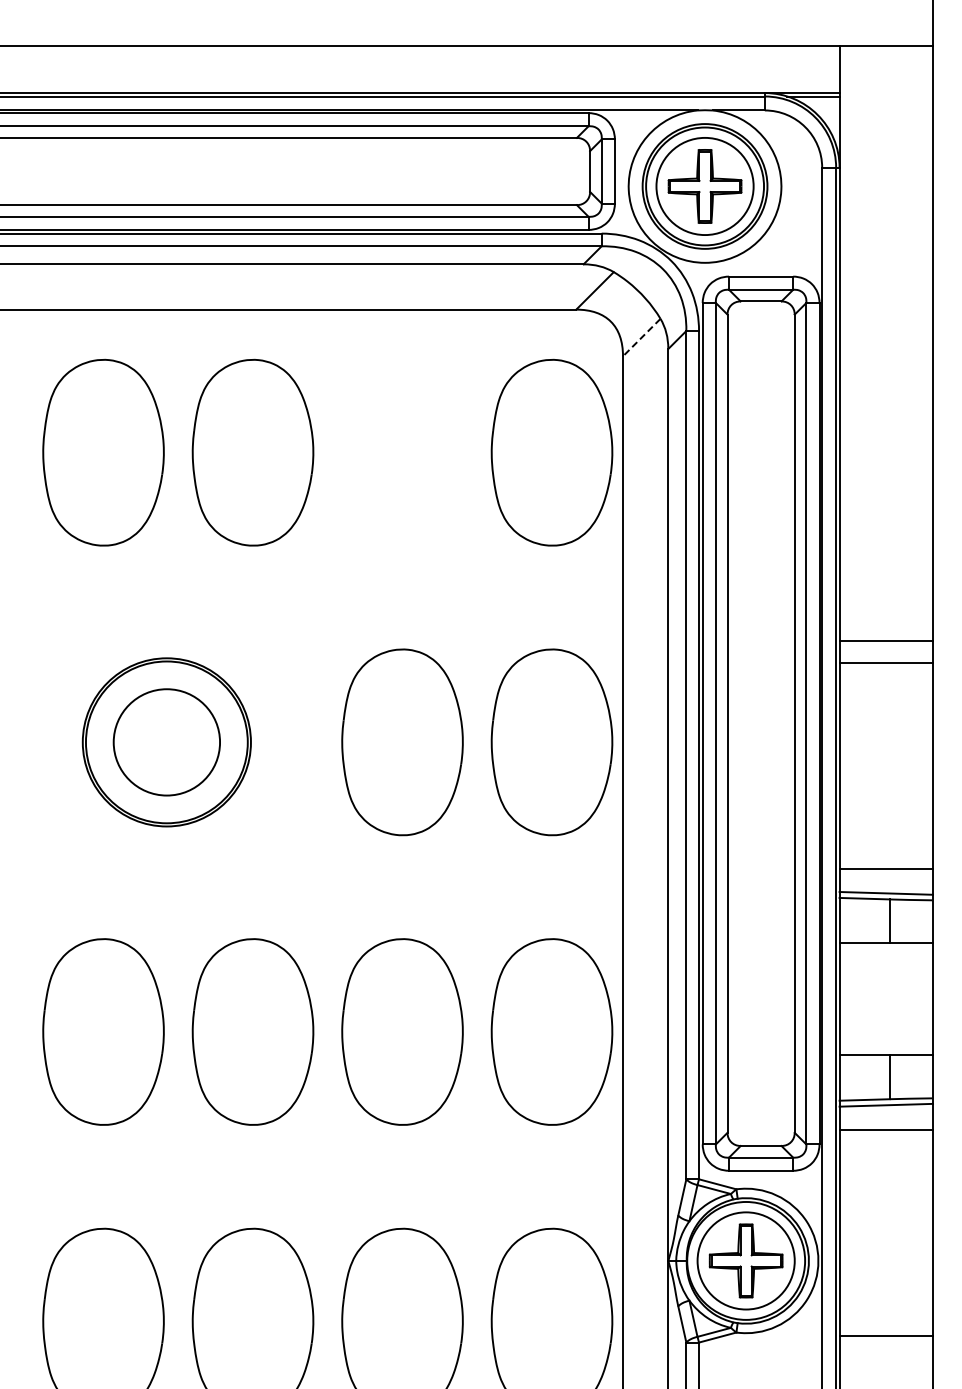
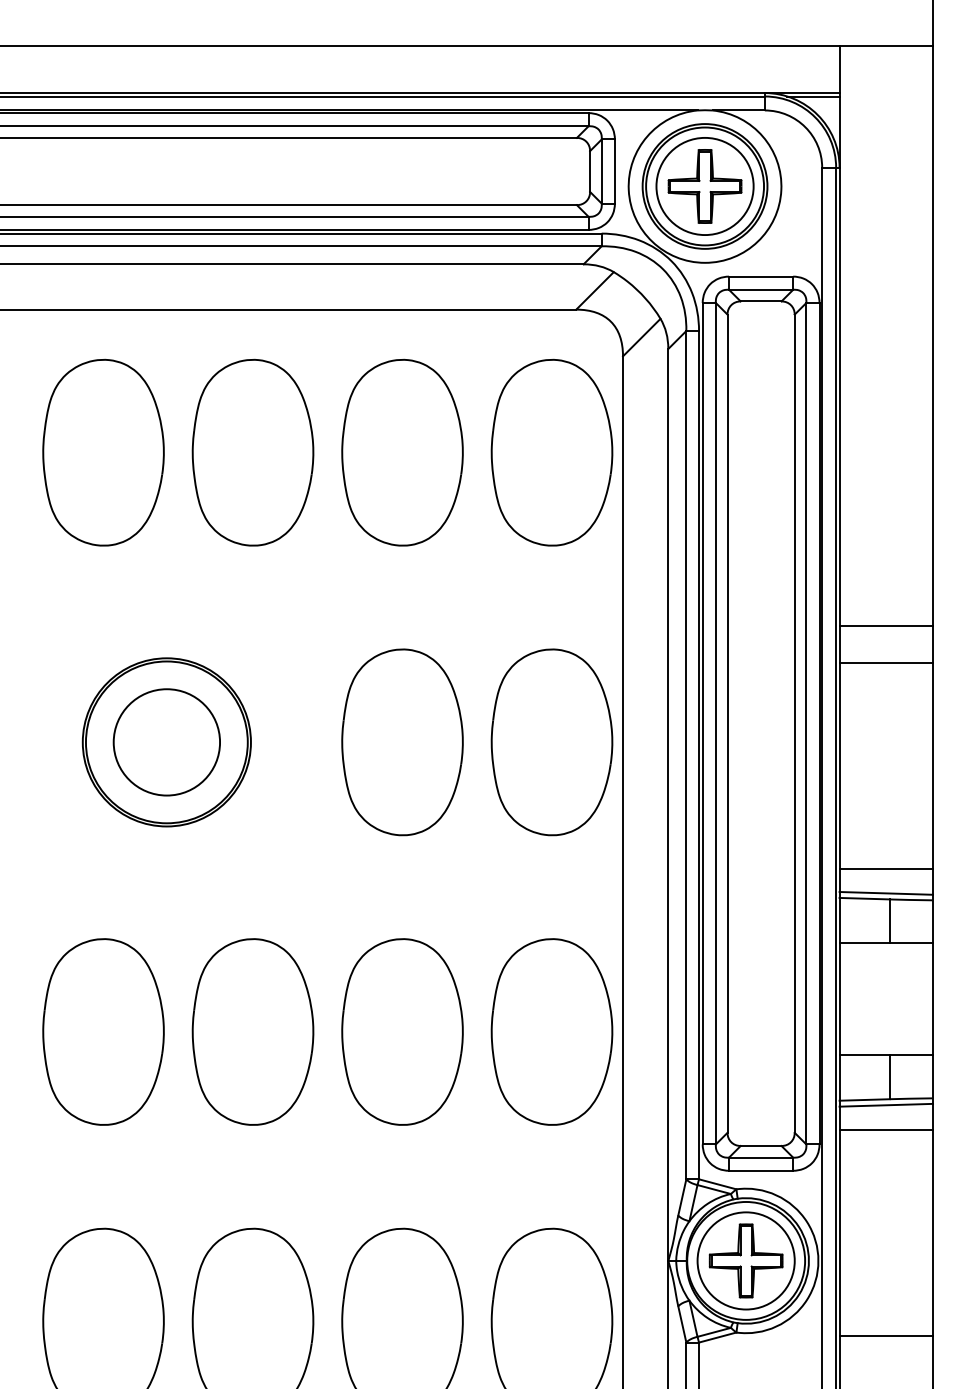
line: dashed -> solid (641, 337)
part: none -> present (402, 452)
line position: (886, 640) -> (886, 625) (886, 625)
